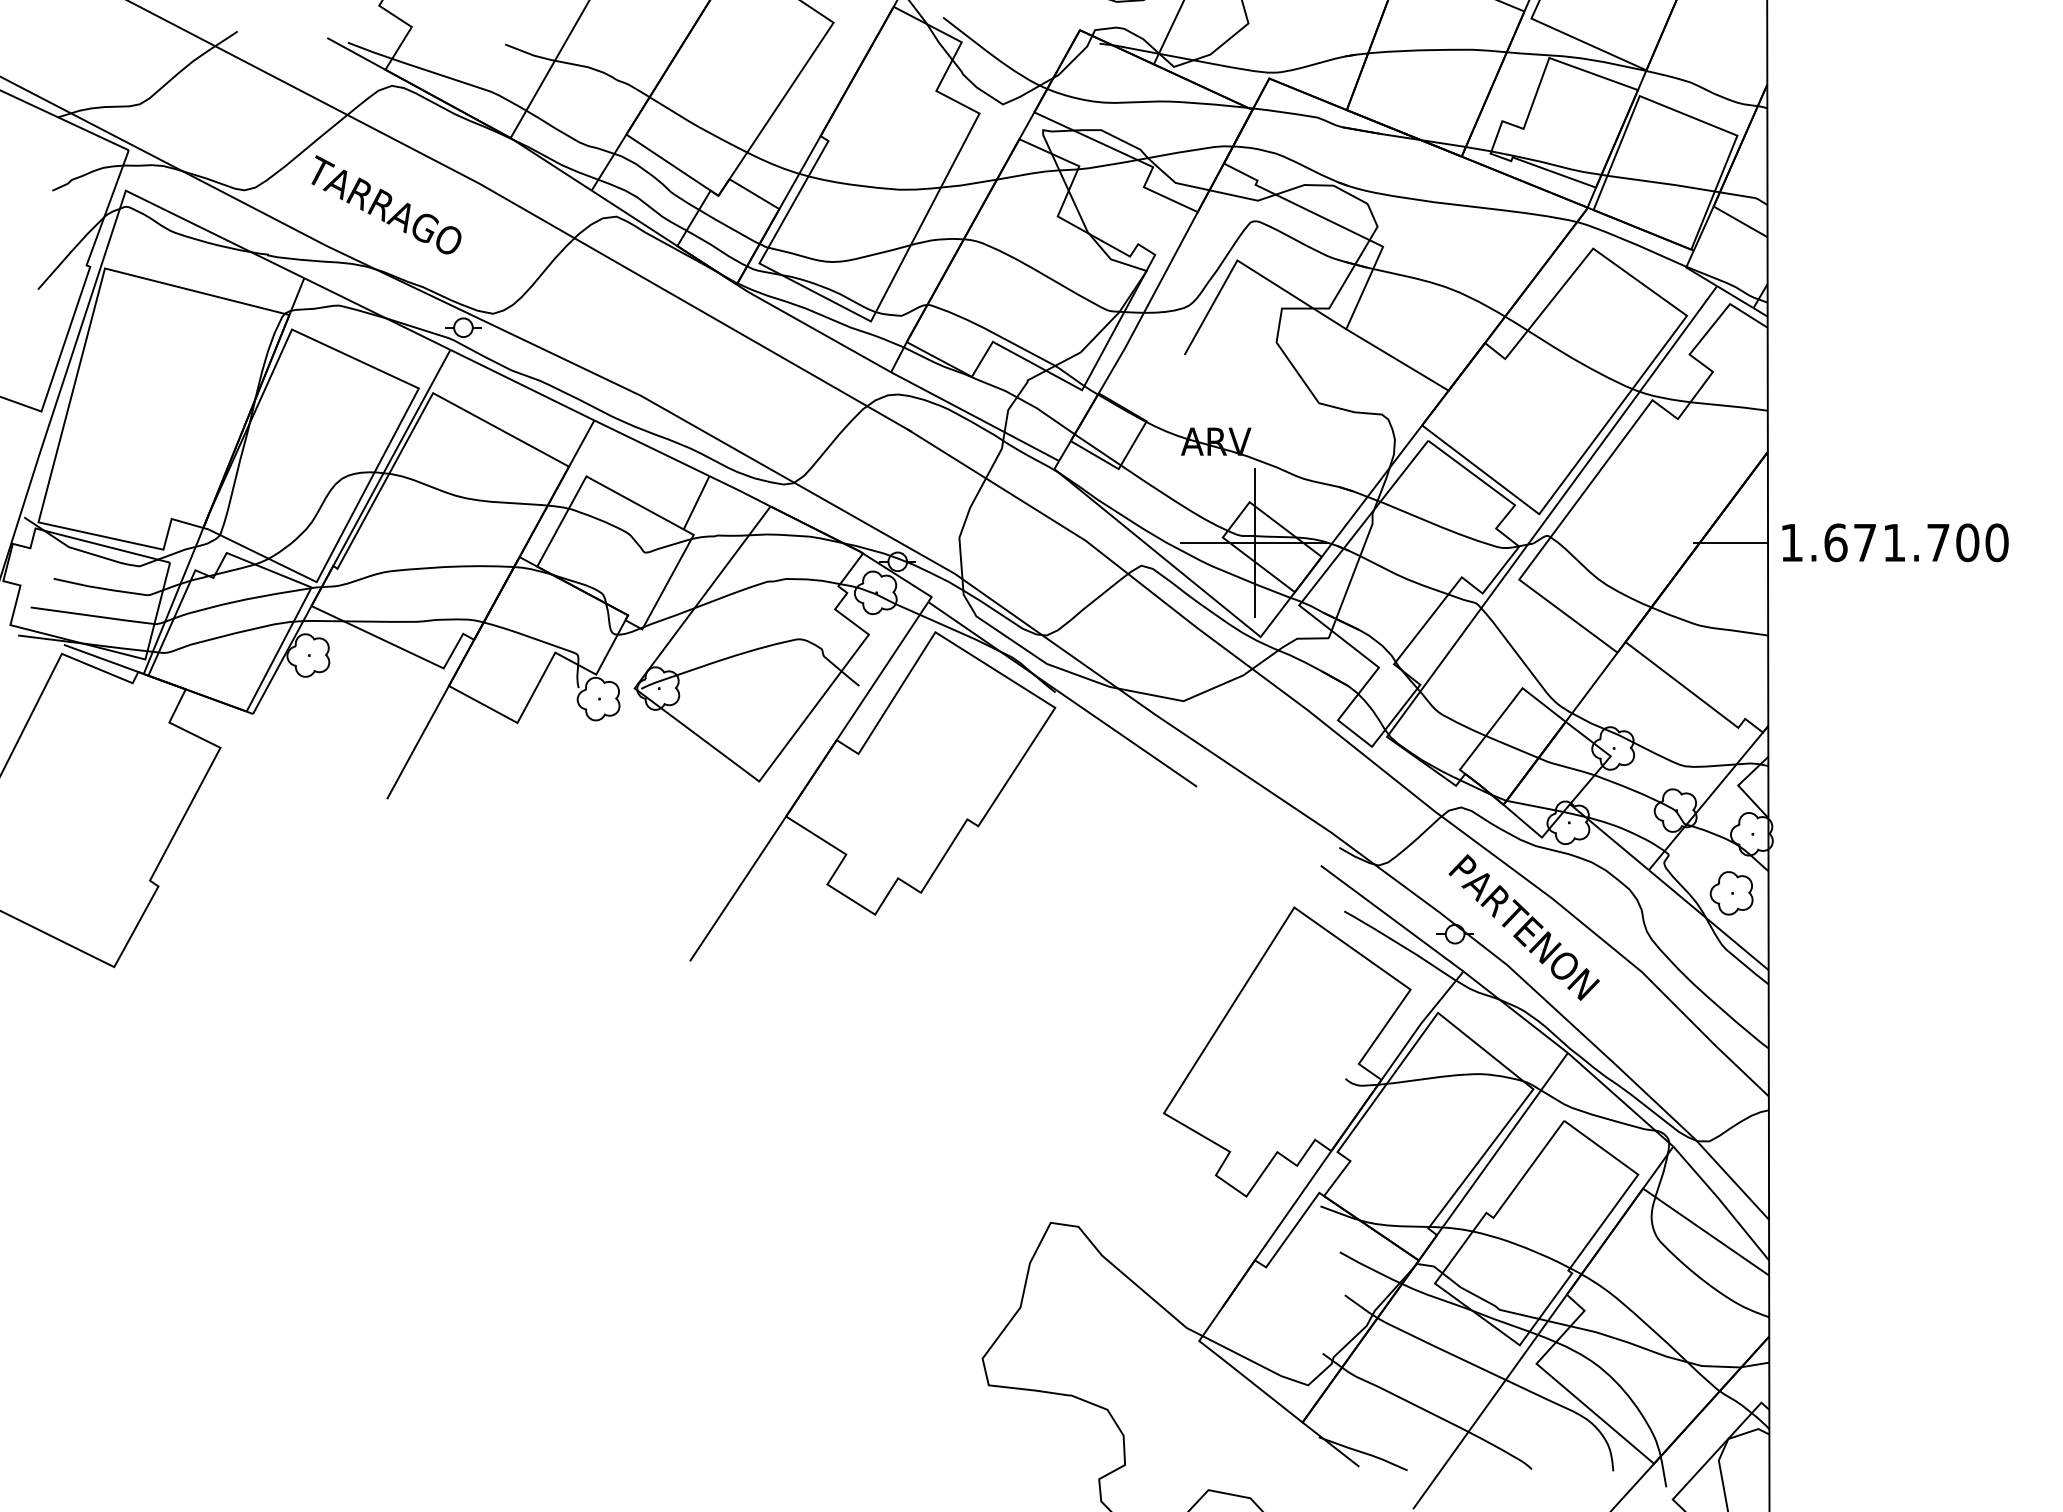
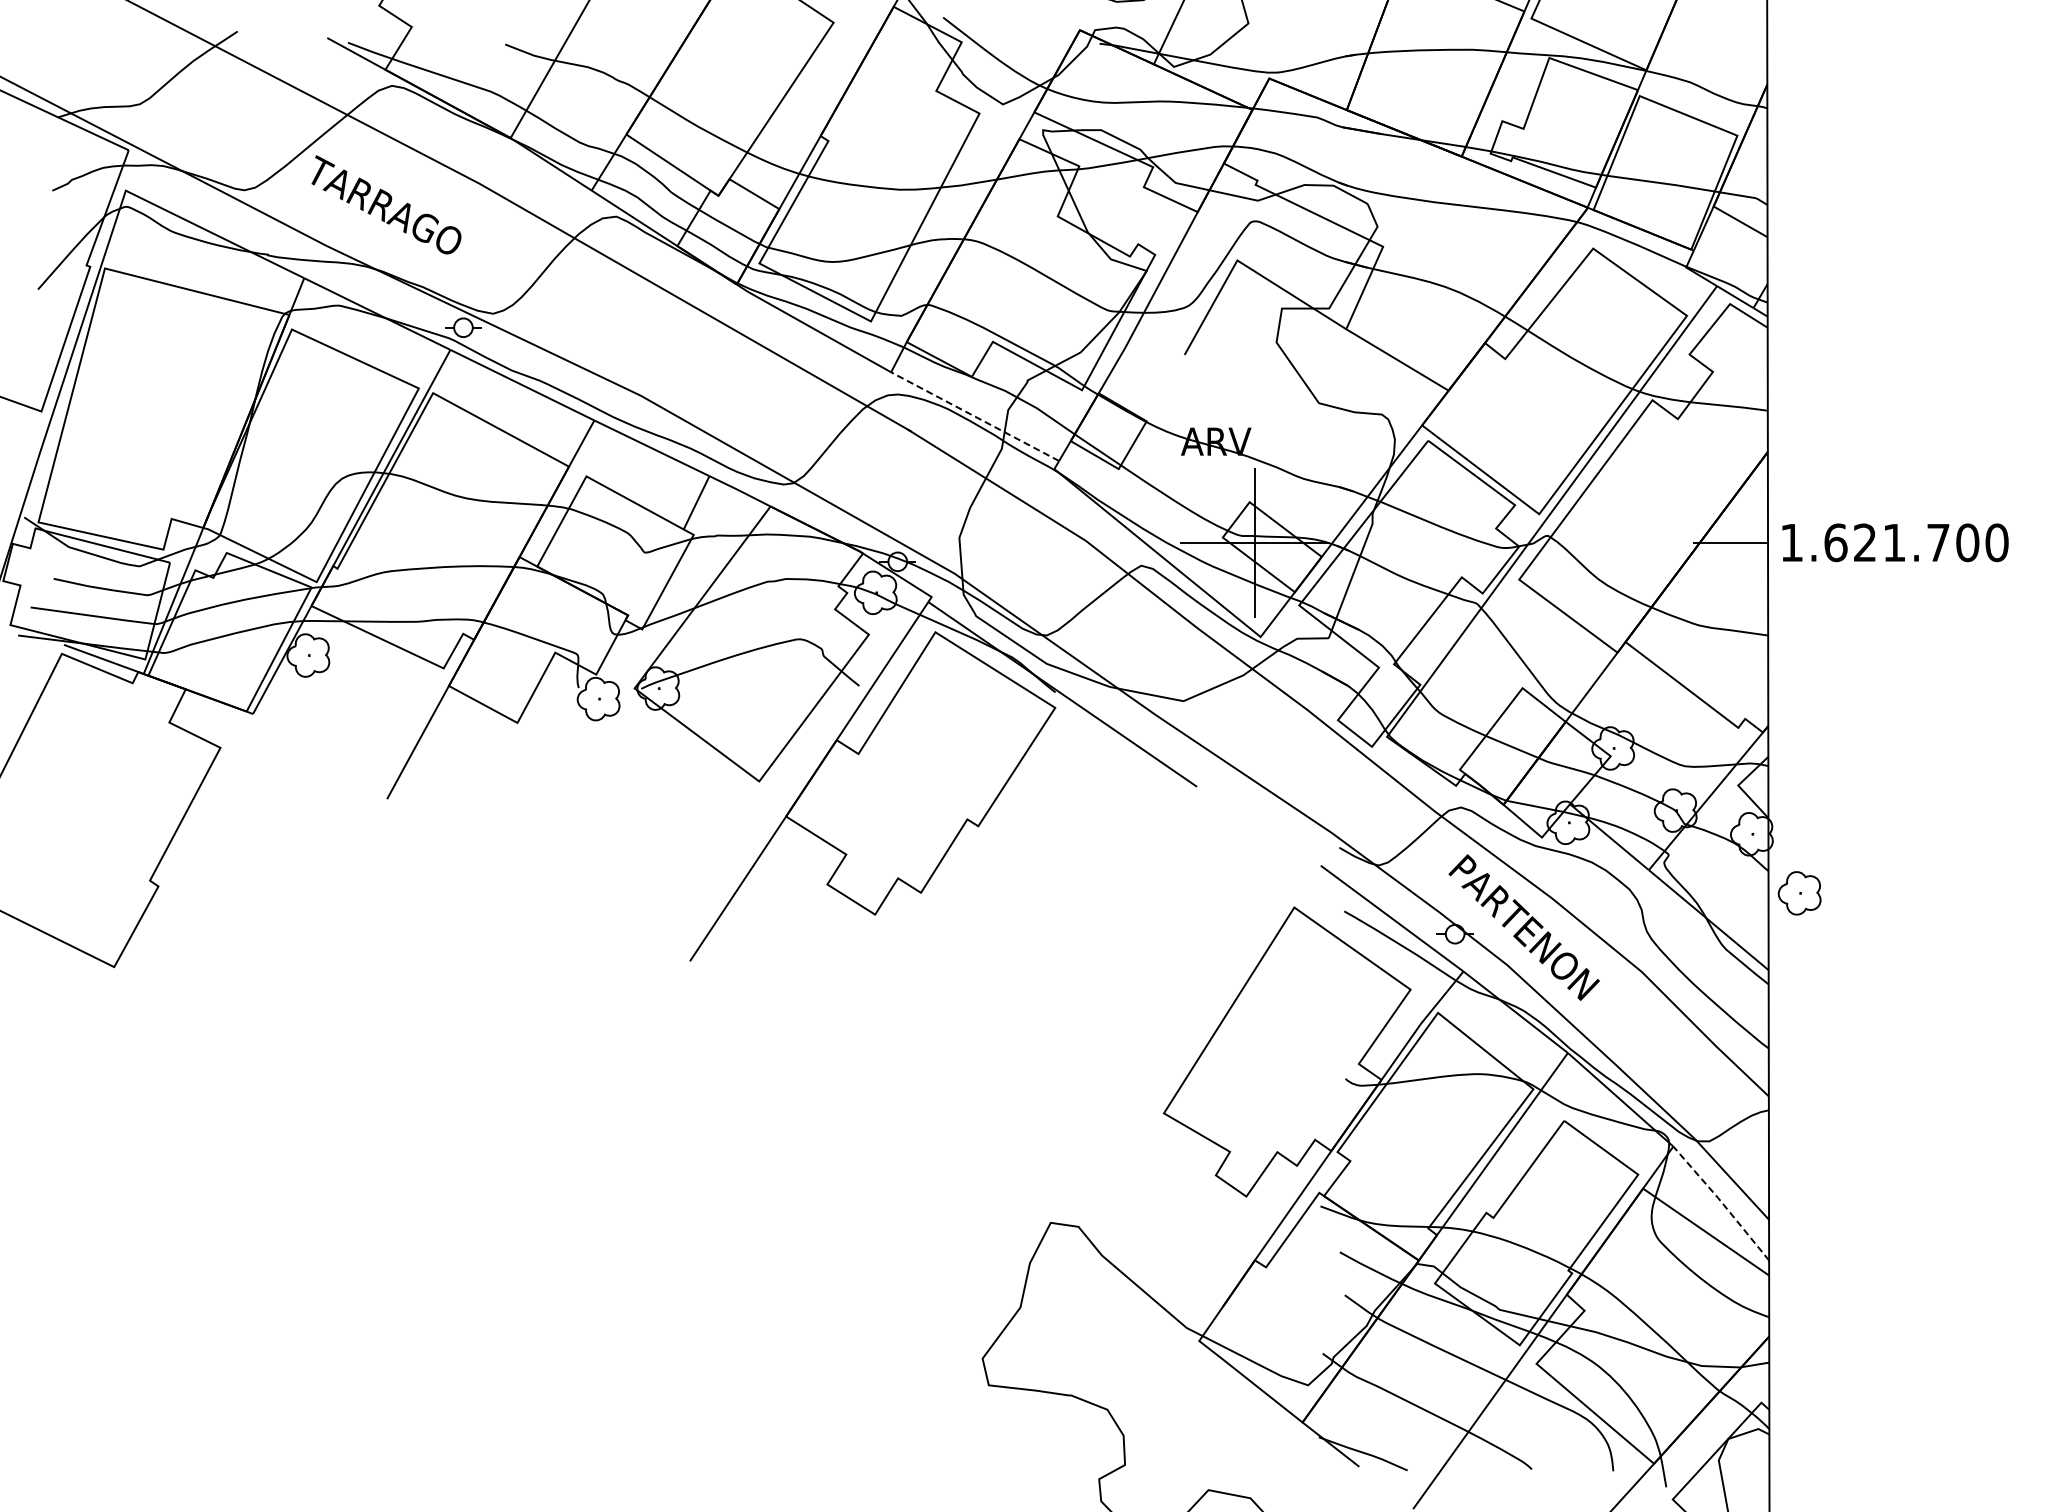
line: solid -> dashed (975, 416)
text: 1.671.700 -> 1.621.700 (1864, 542)
part position: (1731, 893) -> (1799, 893) (1799, 893)
line: solid -> dashed (1721, 1201)
